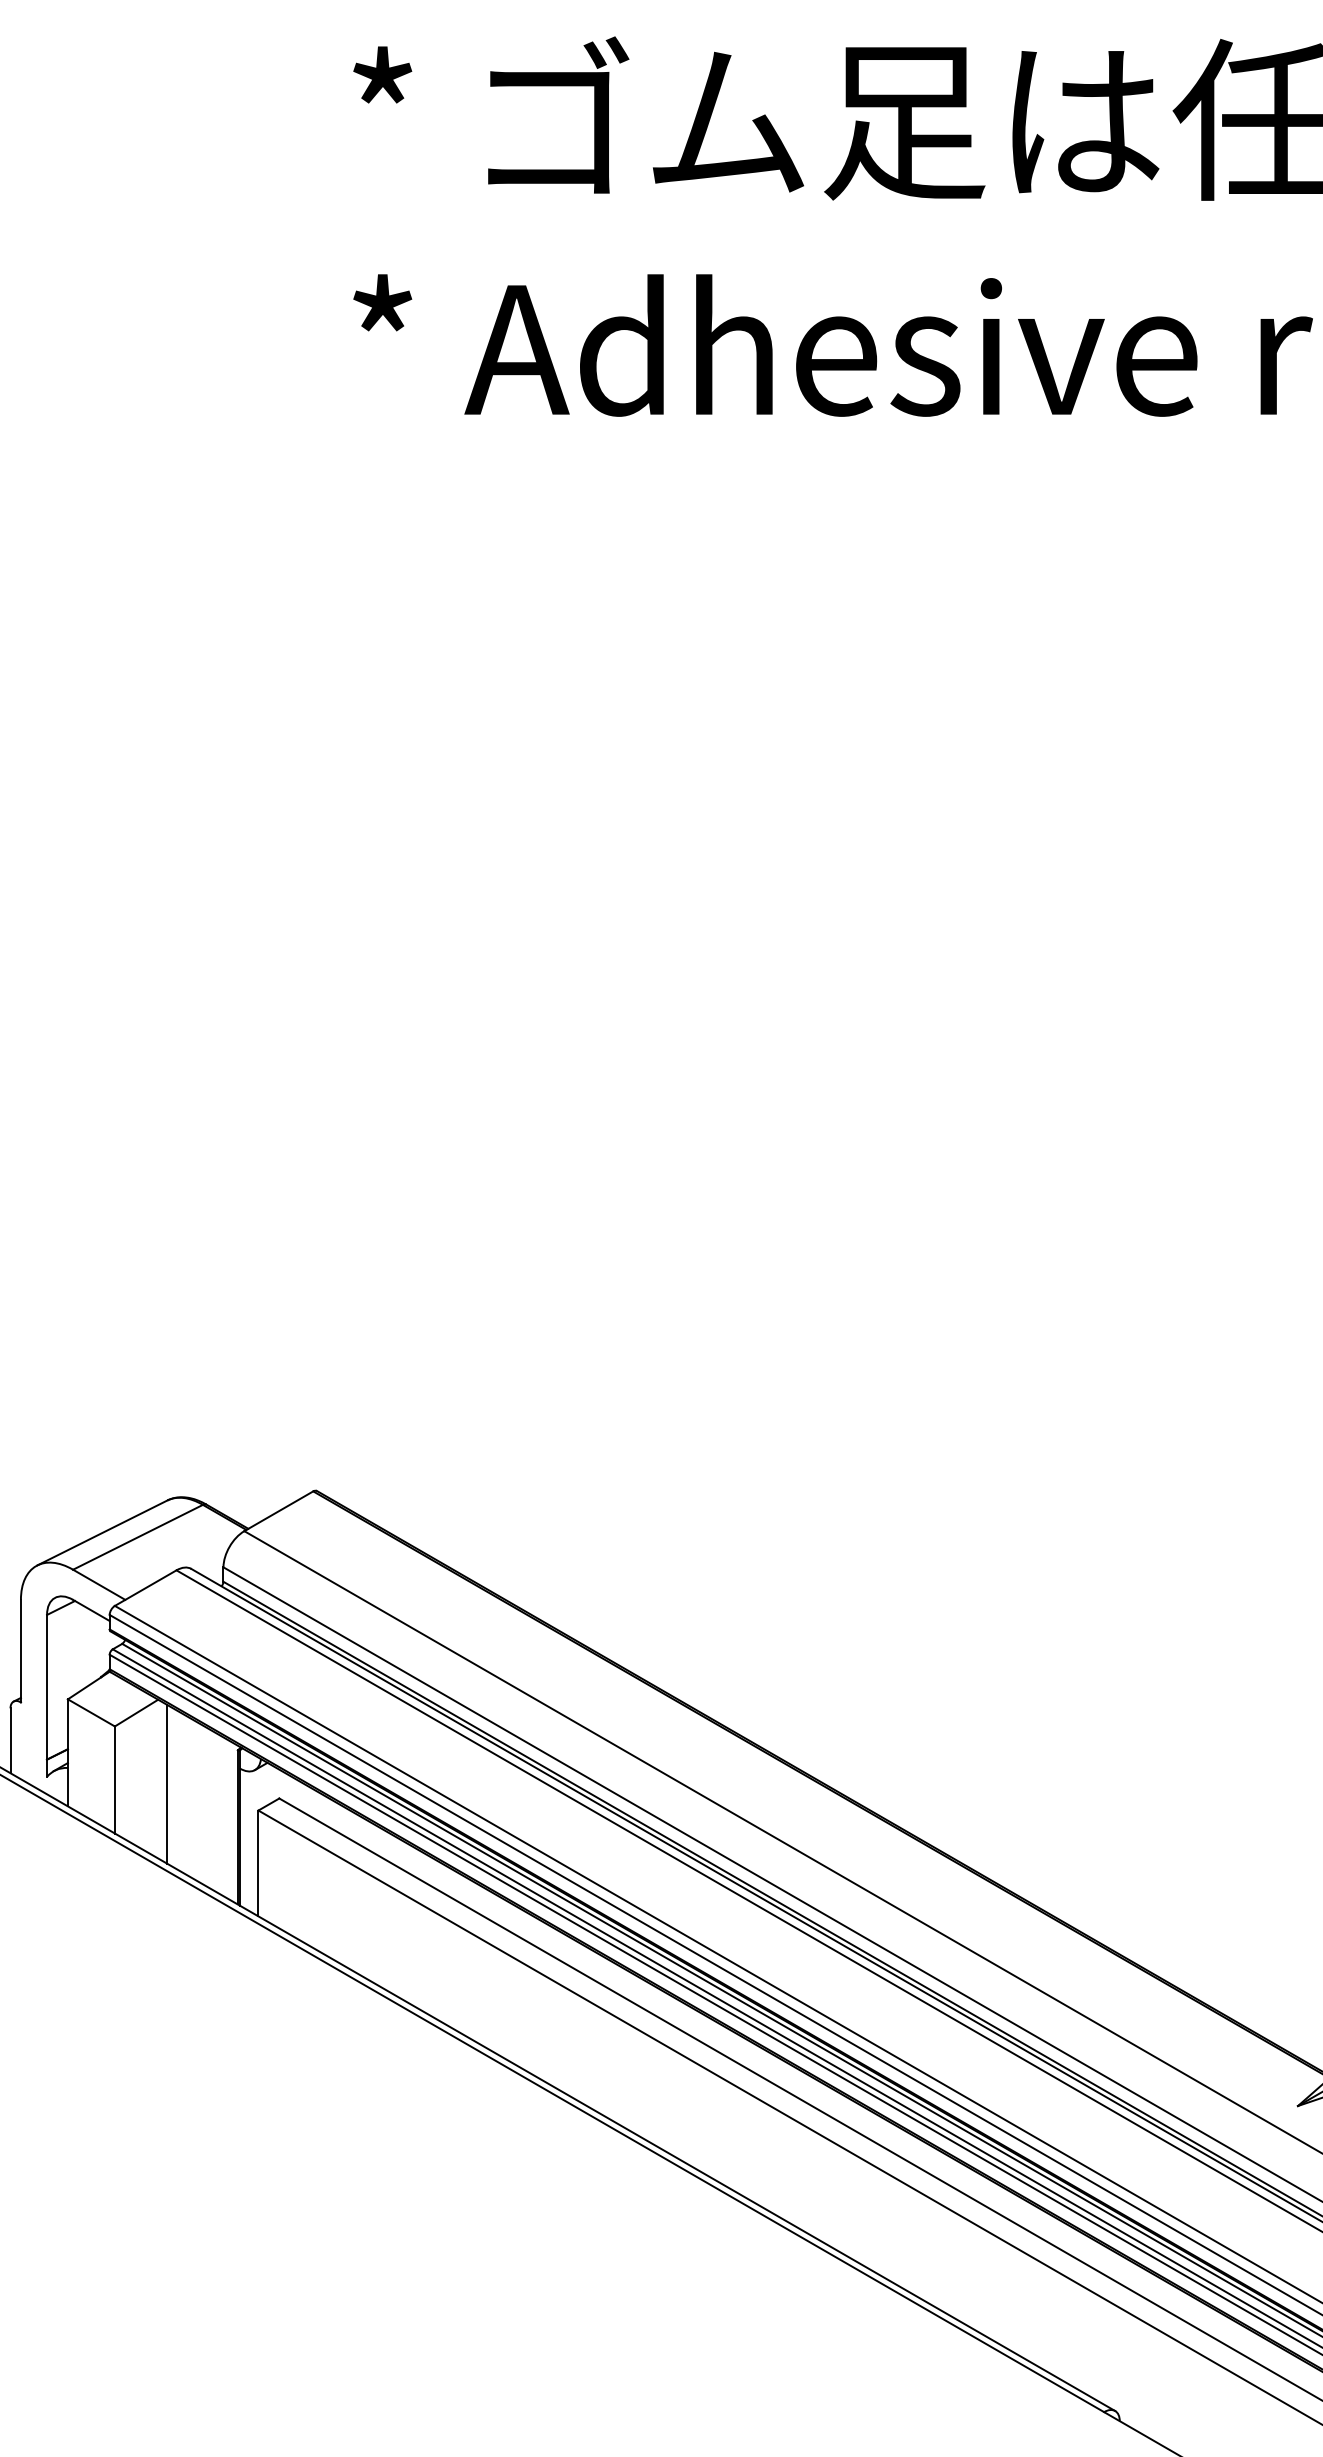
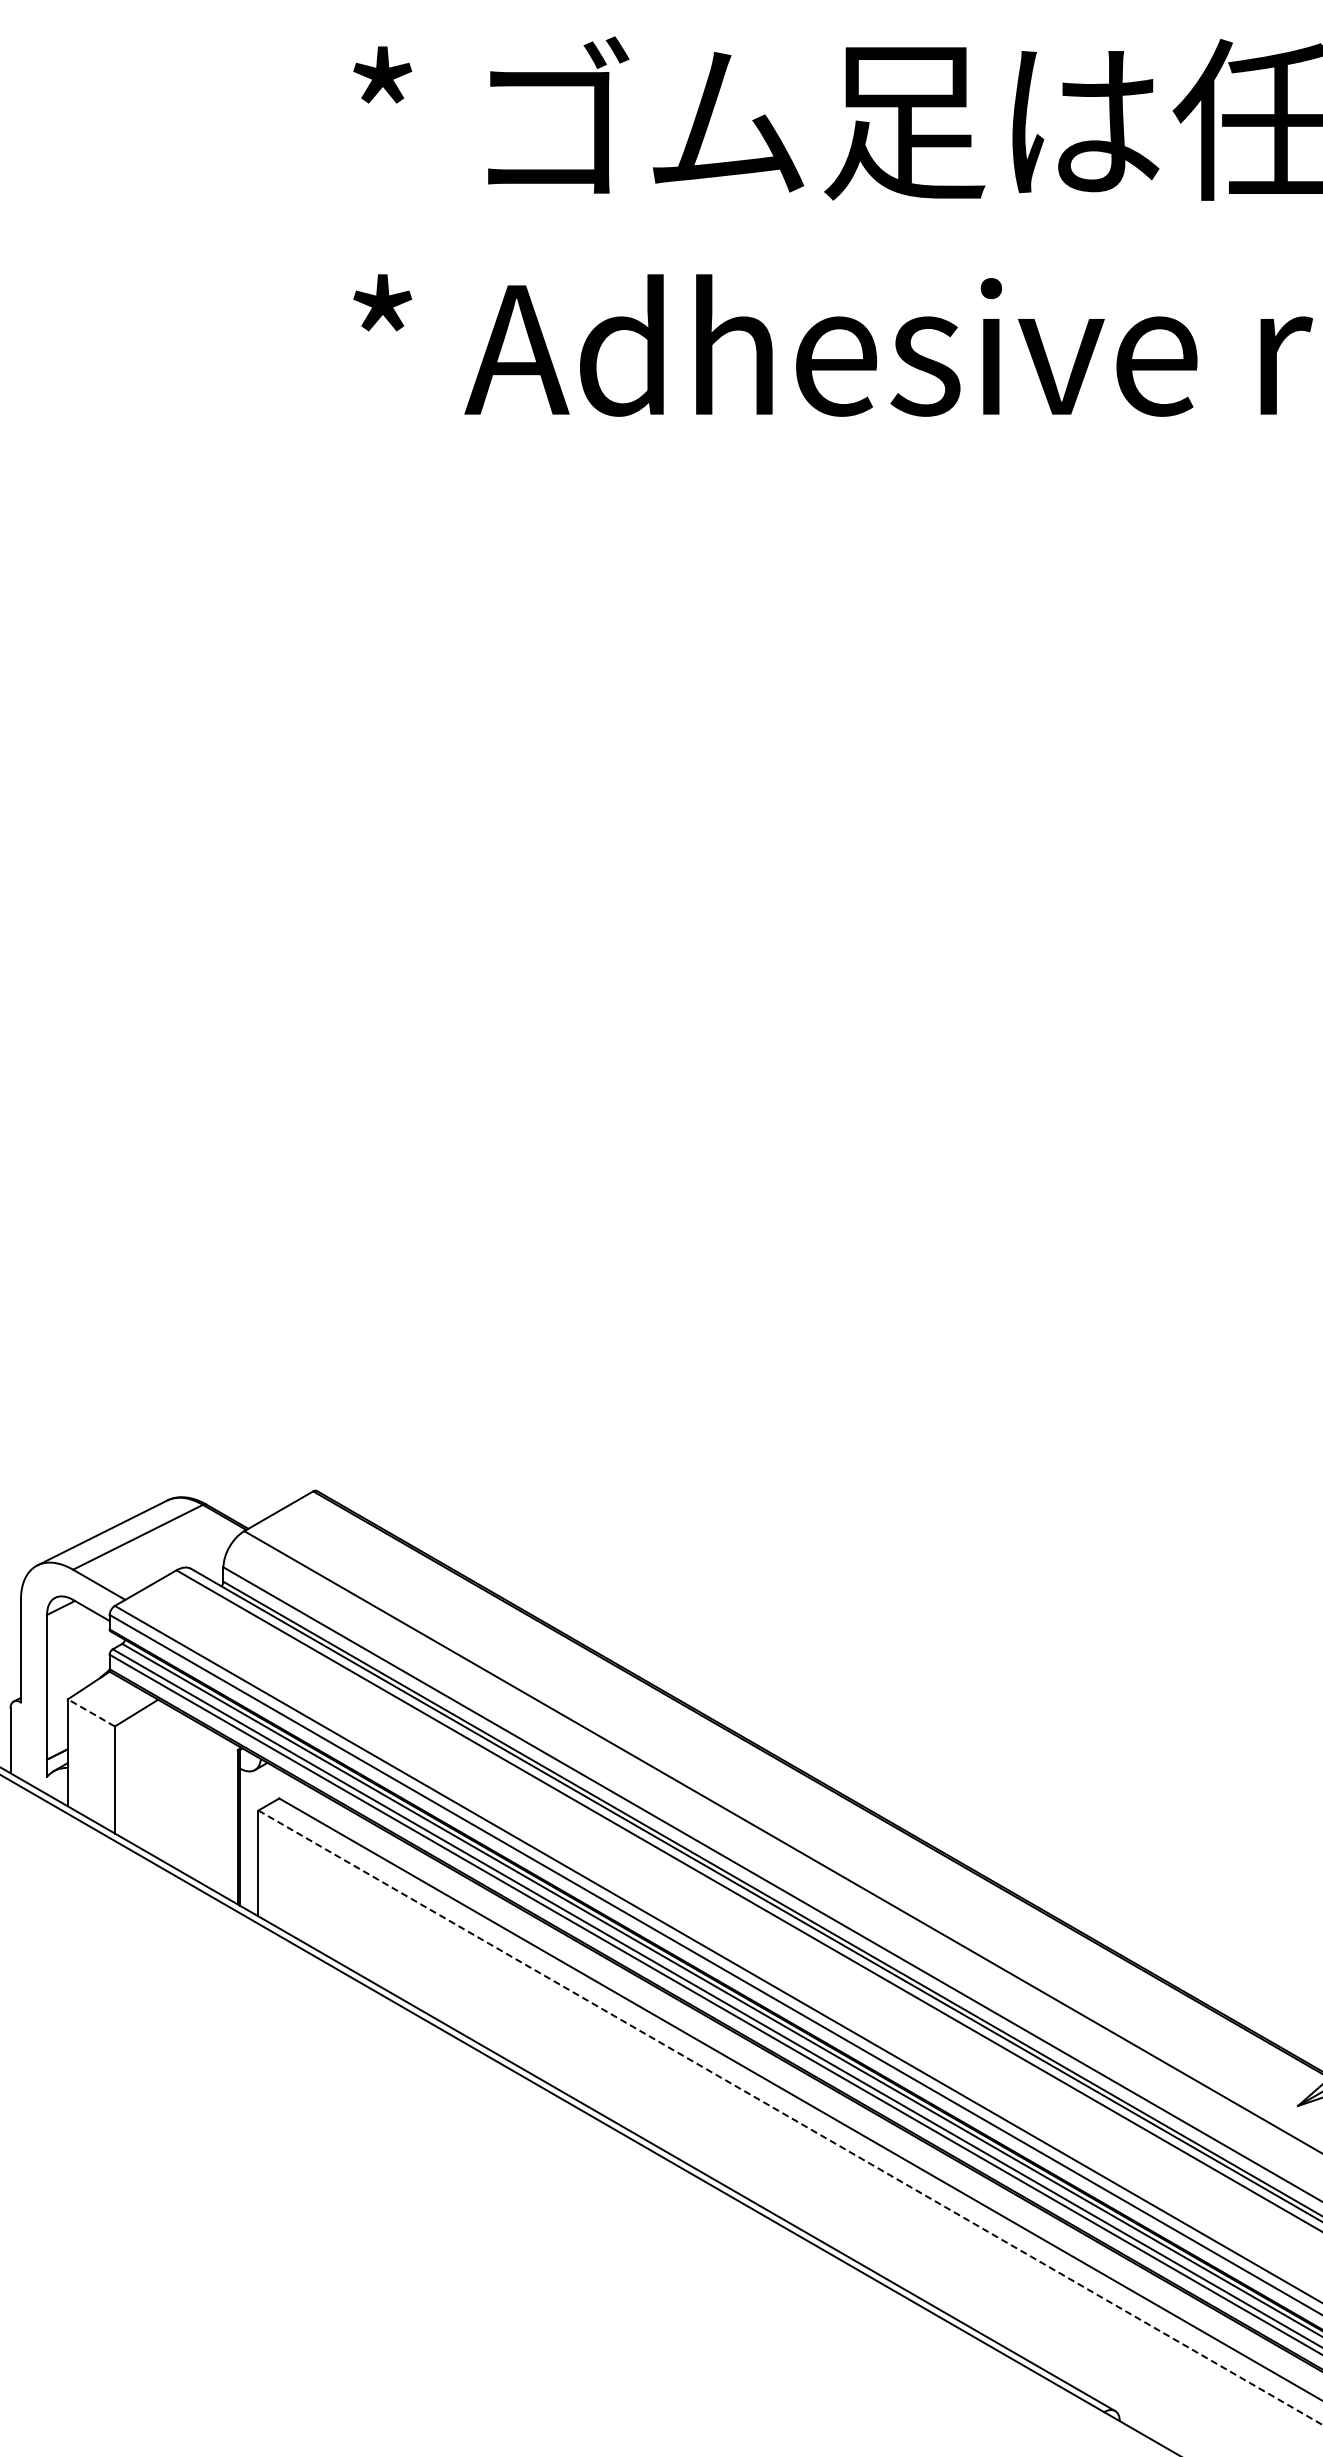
line: solid -> dashed (90, 1712)
line: present -> none (167, 1783)
line: solid -> dashed (790, 2117)
